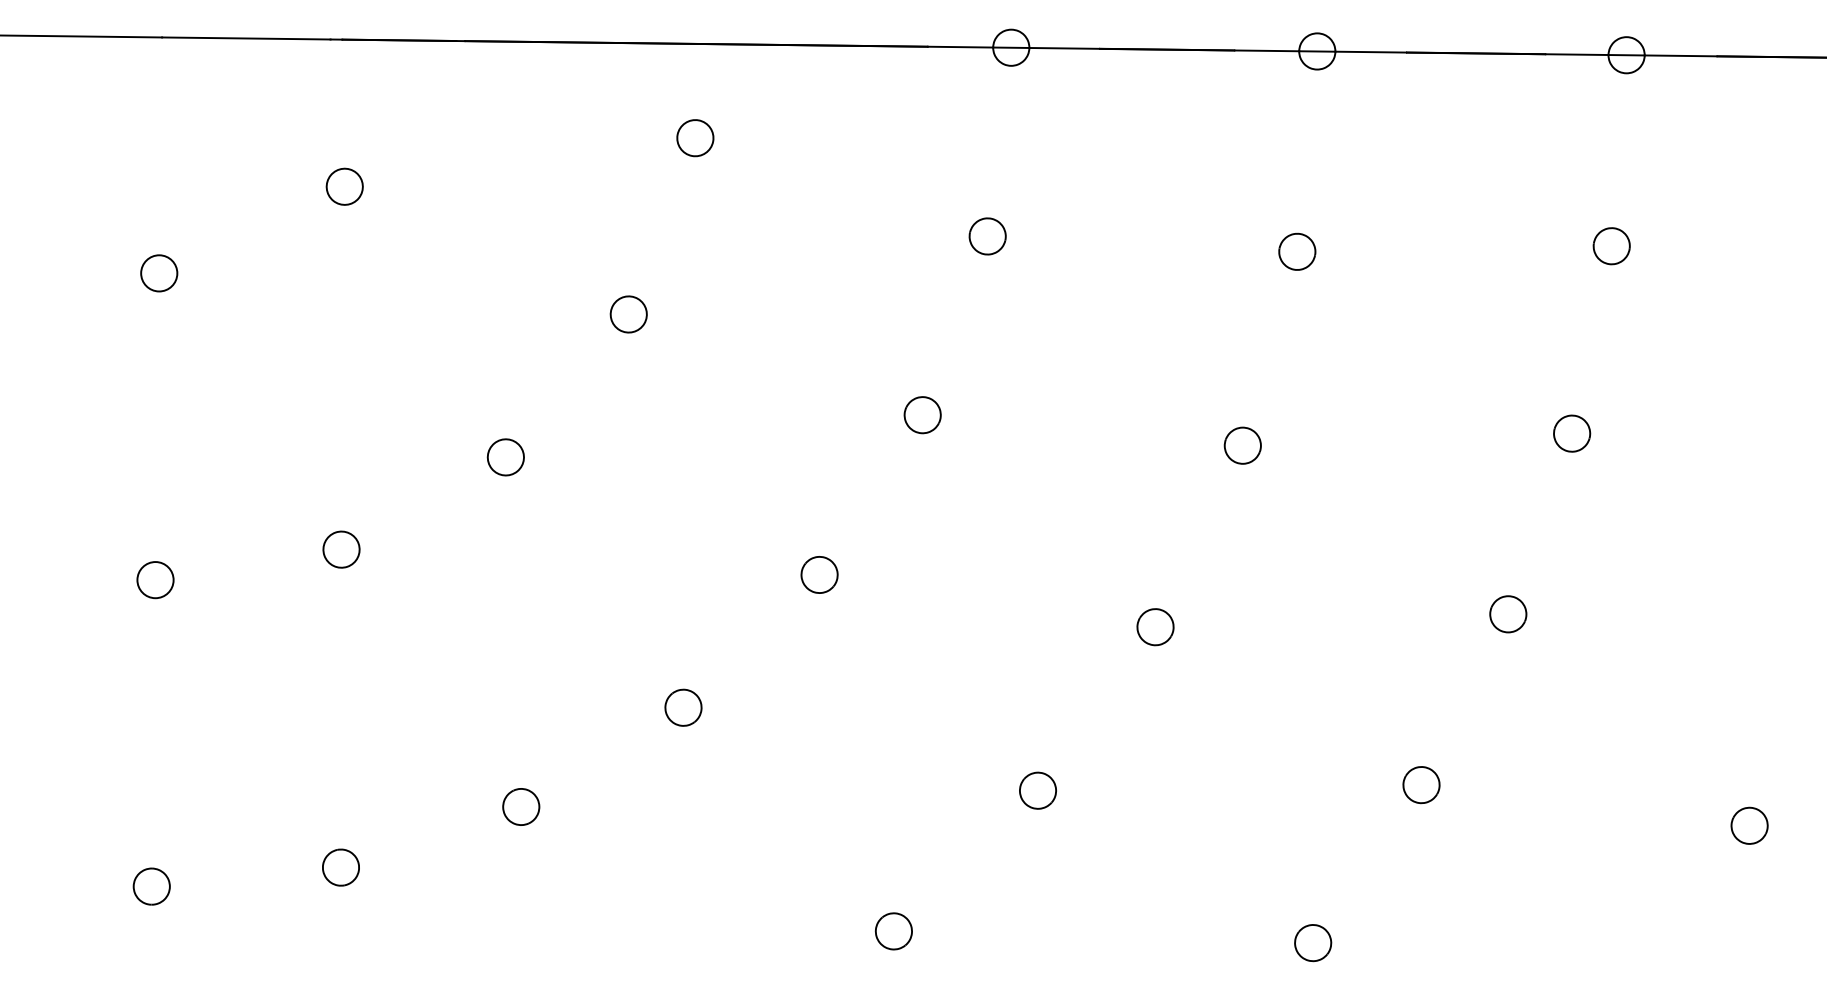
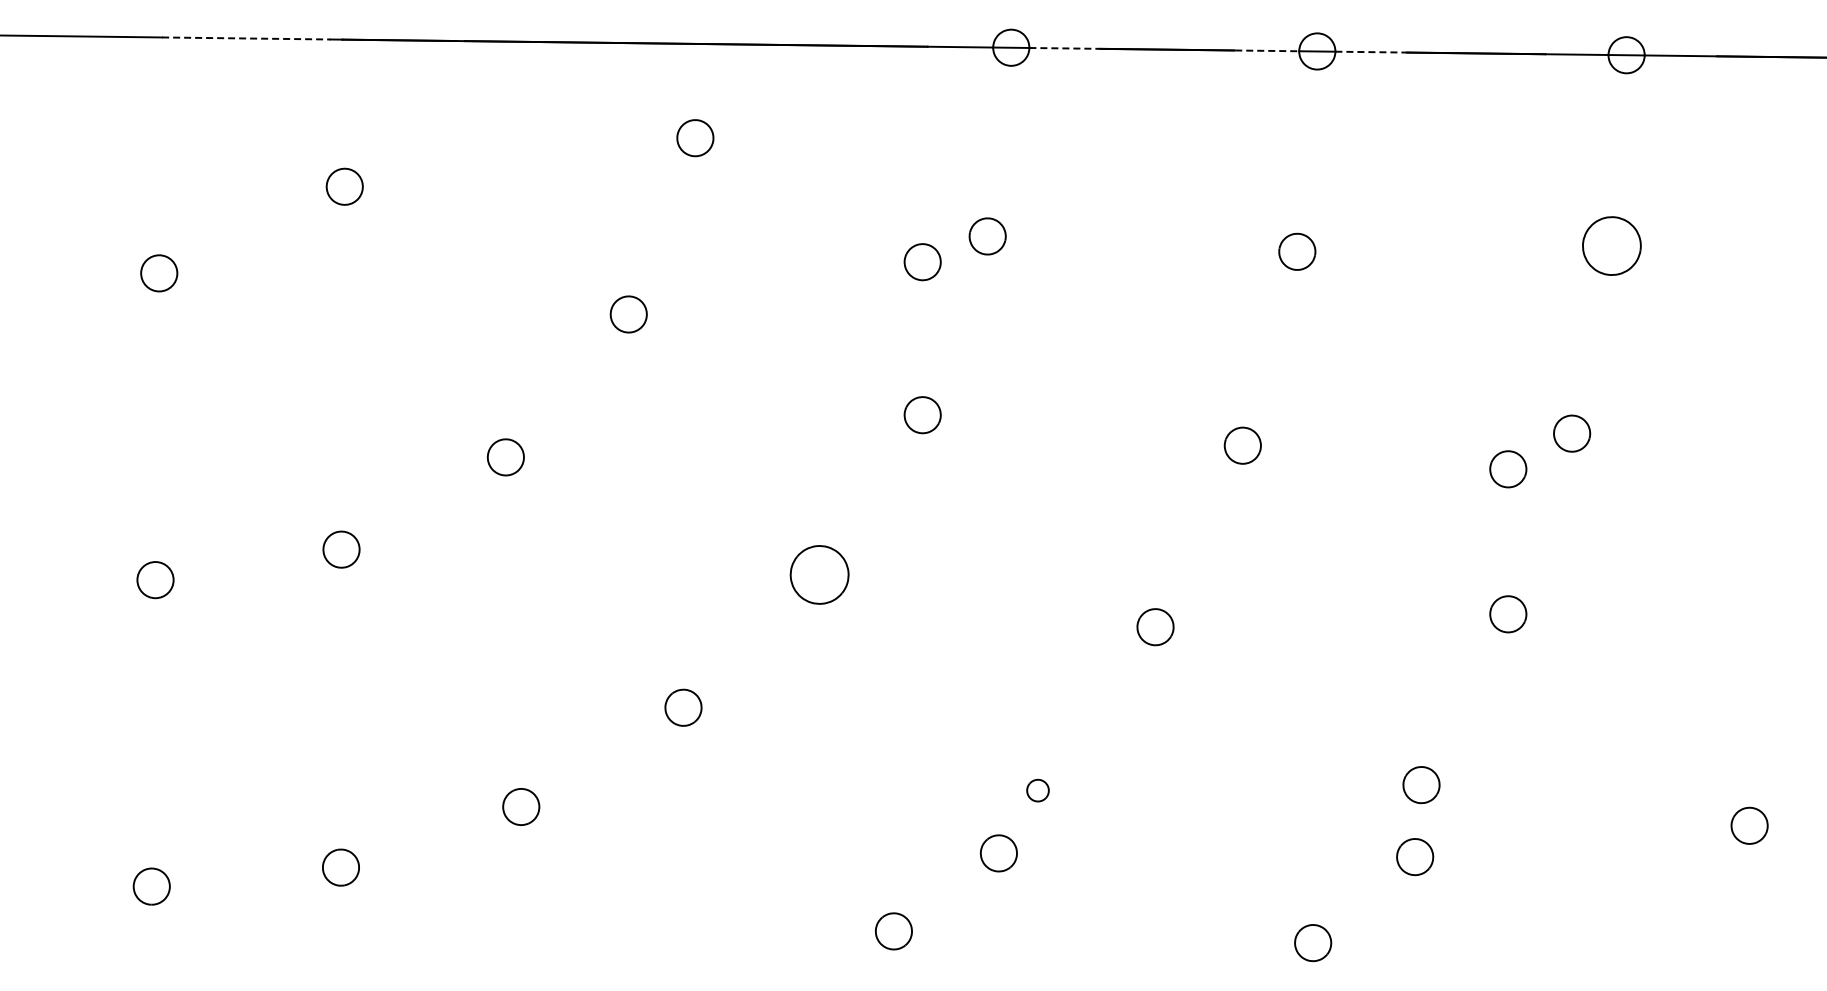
line: solid -> dashed (246, 38)
line: solid -> dashed (1064, 48)
line: solid -> dashed (1267, 50)
line: solid -> dashed (1371, 52)
part size: 39x39 px -> 60x60 px (1611, 245)
part: none -> present (922, 262)
part: none -> present (1508, 469)
part size: 39x38 px -> 61x60 px (819, 574)
part size: 38x39 px -> 24x25 px (1037, 790)
part: none -> present (998, 853)
part: none -> present (1415, 857)
